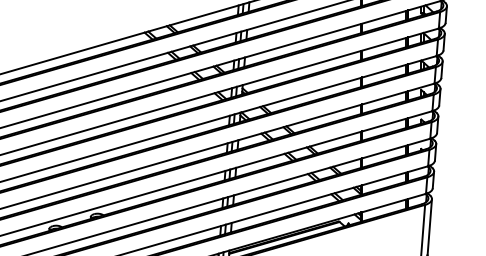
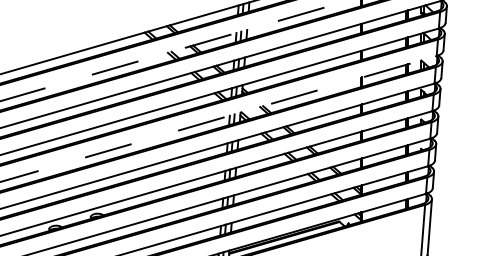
line: solid -> dashed (176, 50)
line: solid -> dashed (218, 119)
